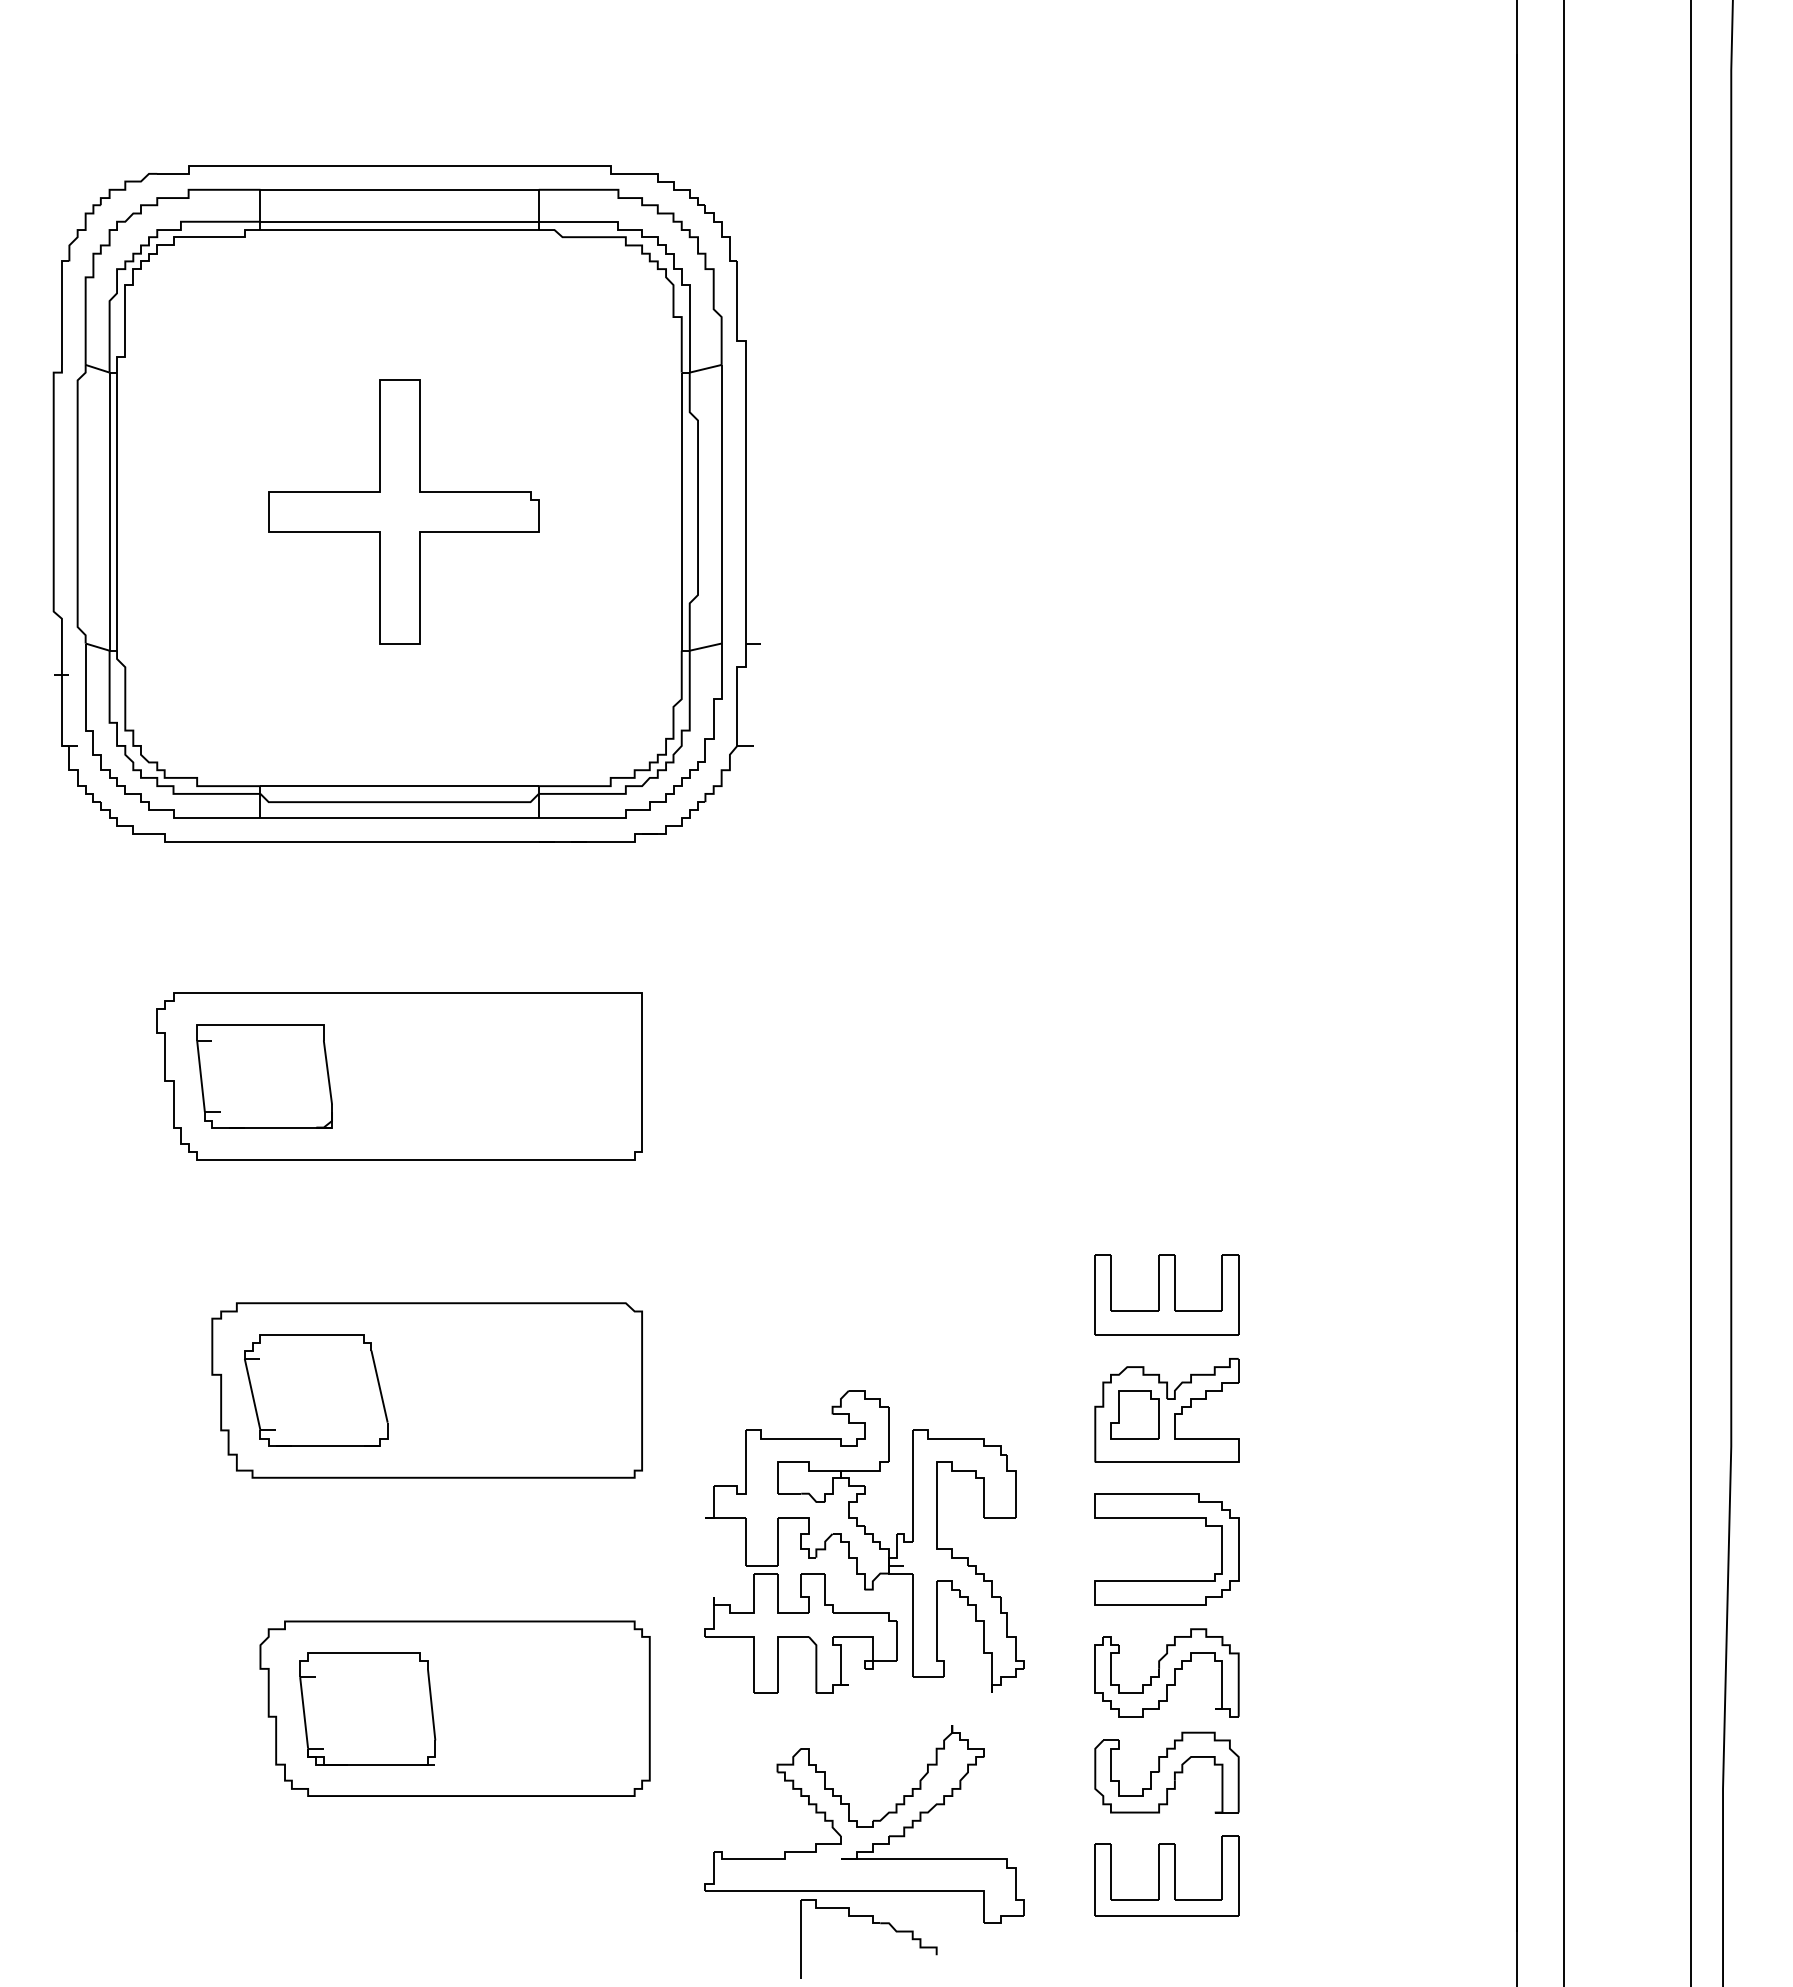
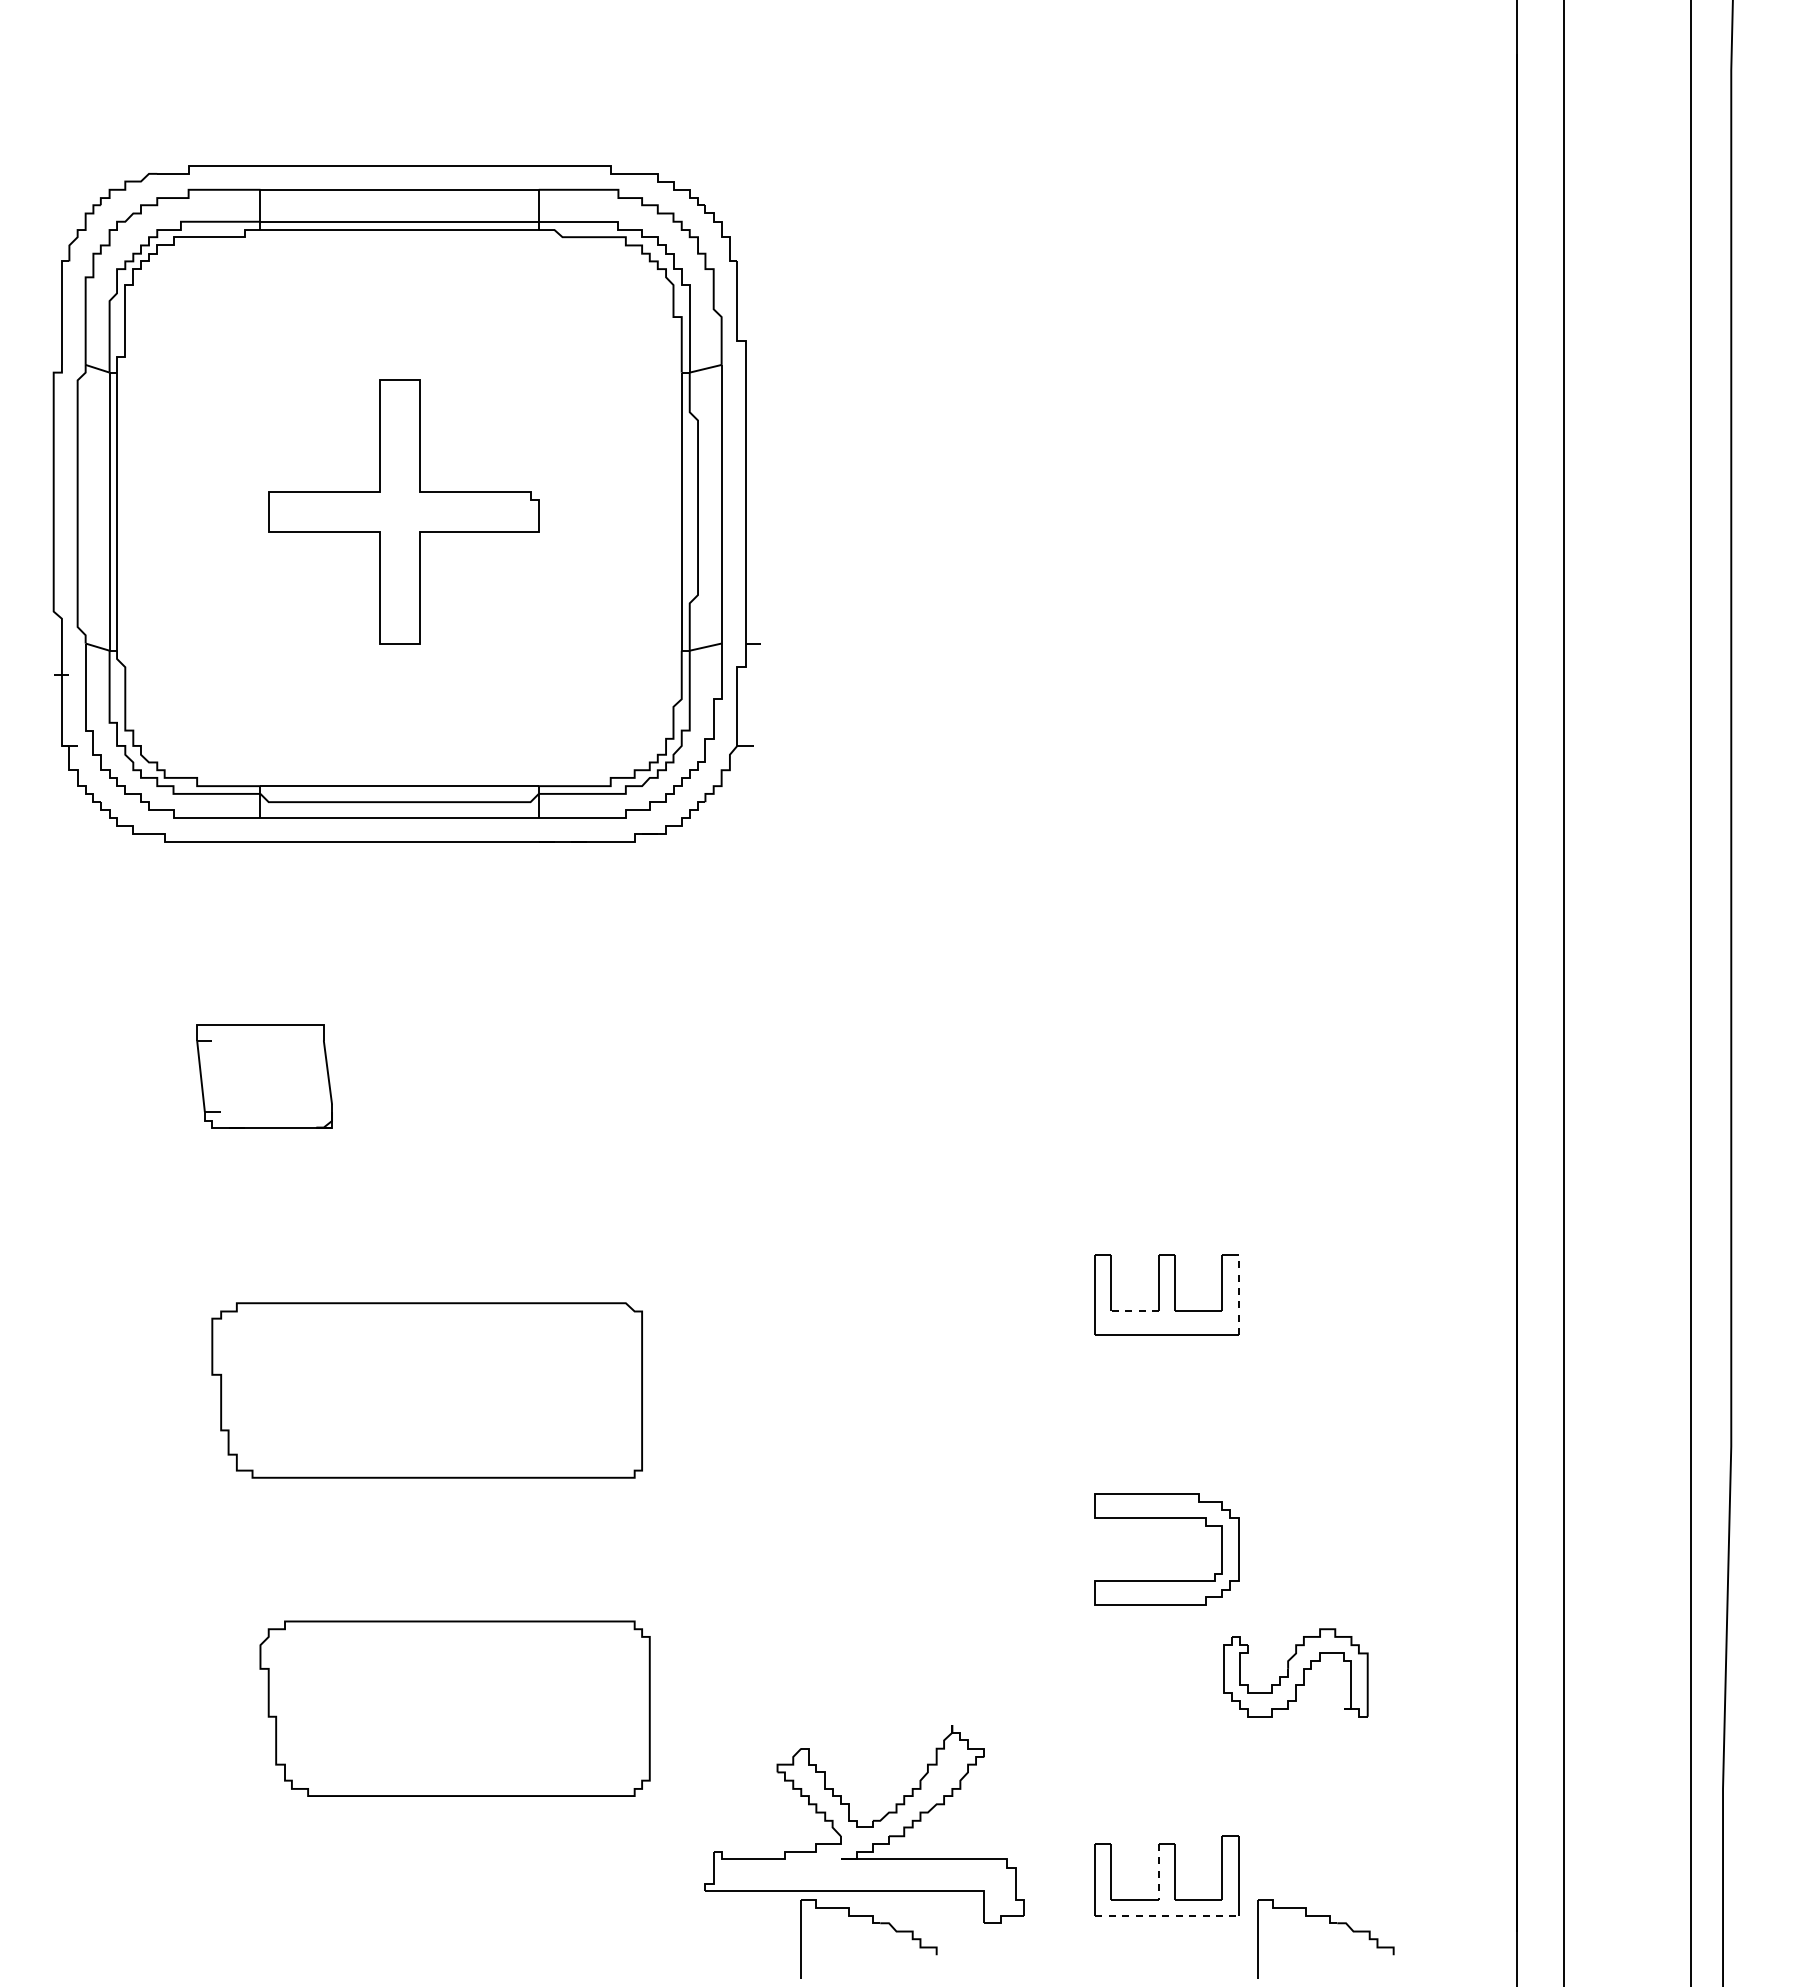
part: present -> none (399, 1076)
line: solid -> dashed (1238, 1295)
line: solid -> dashed (1134, 1311)
part: present -> none (316, 1390)
part: present -> none (1166, 1410)
part: present -> none (864, 1541)
part position: (1166, 1672) -> (1295, 1672) (1295, 1672)
part: present -> none (367, 1708)
part: present -> none (1166, 1772)
line: solid -> dashed (1159, 1871)
line: solid -> dashed (1167, 1915)
part: none -> present (1329, 1923)
